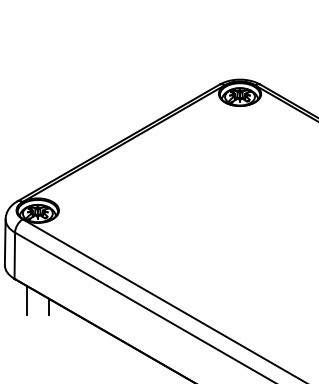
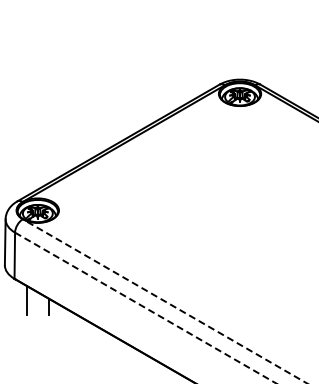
line: solid -> dashed (165, 301)
line: solid -> dashed (146, 308)
